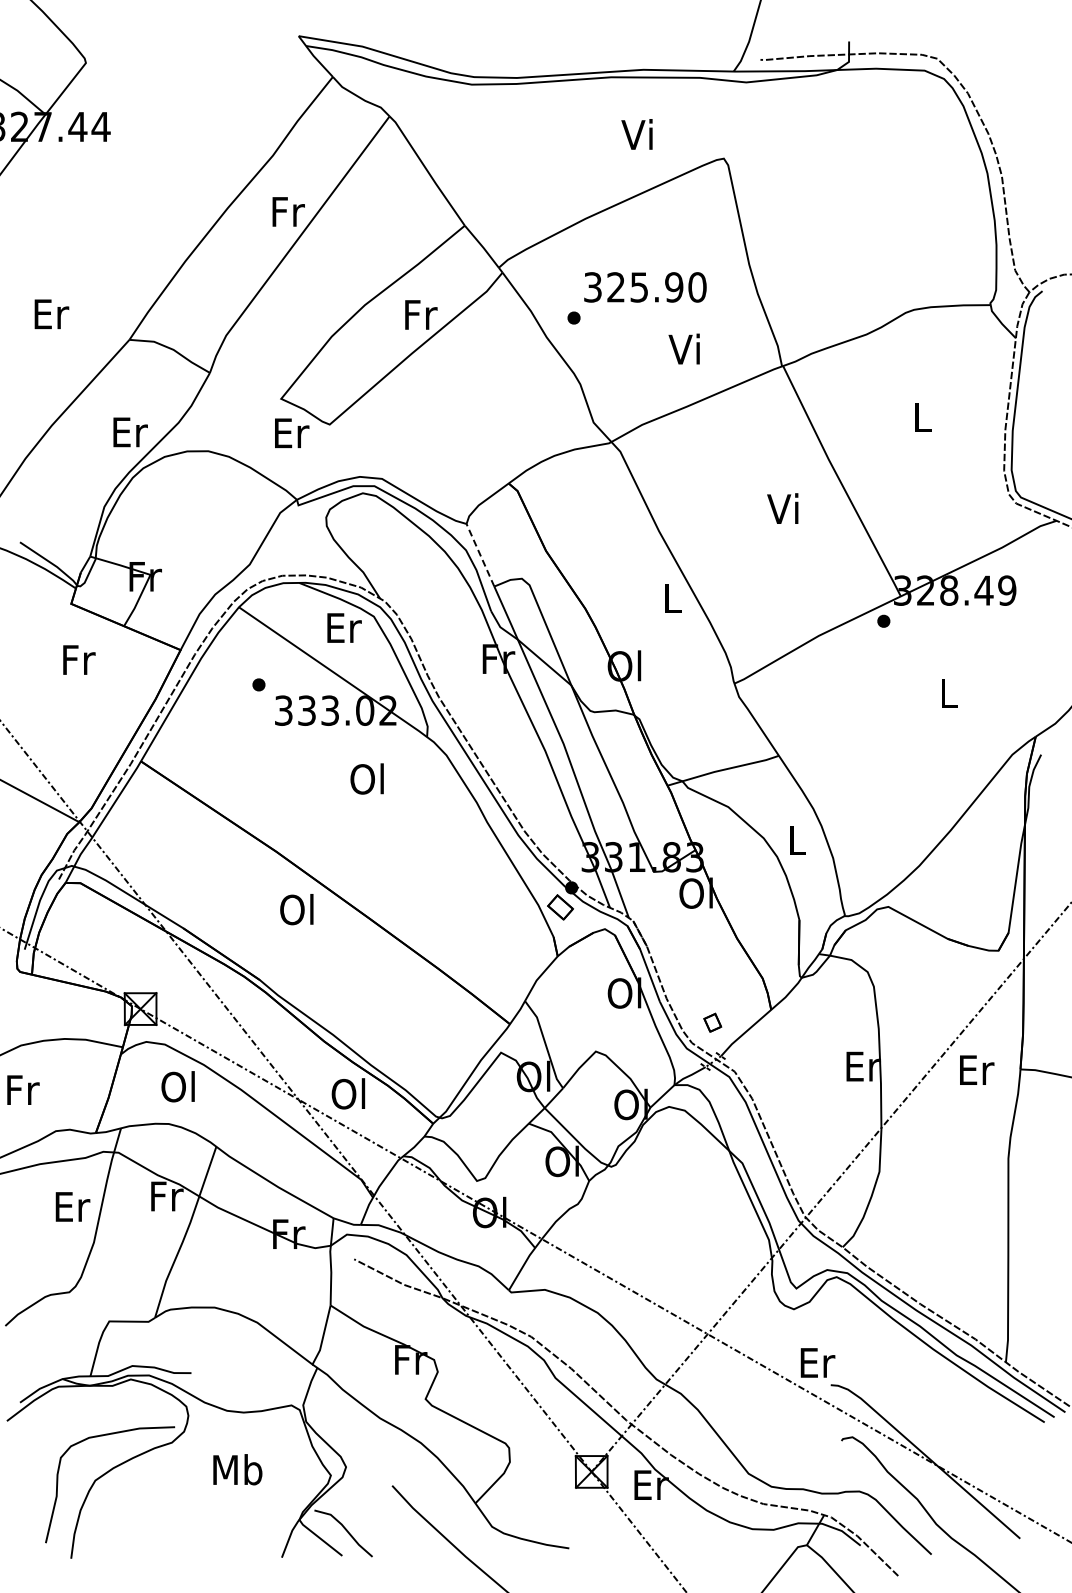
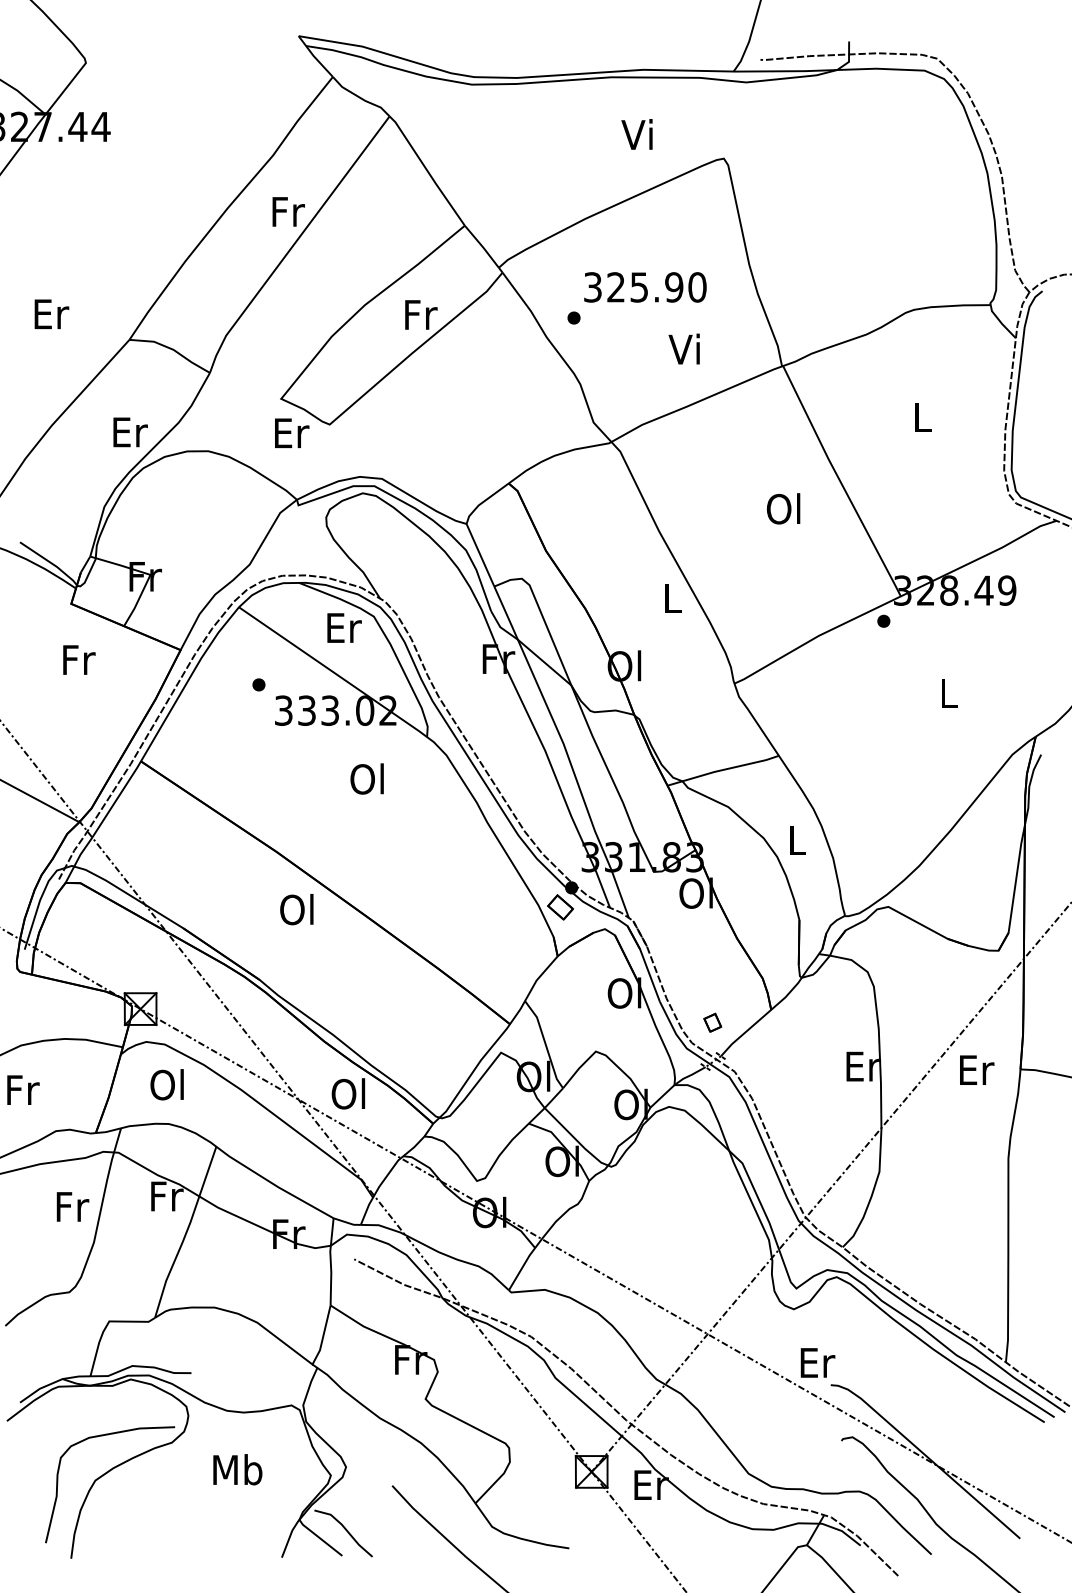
text: Vi -> Ol (783, 508)
line: dashed -> solid (480, 554)
text position: (177, 1086) -> (166, 1084) (166, 1084)
text: Er -> Fr (72, 1206)
